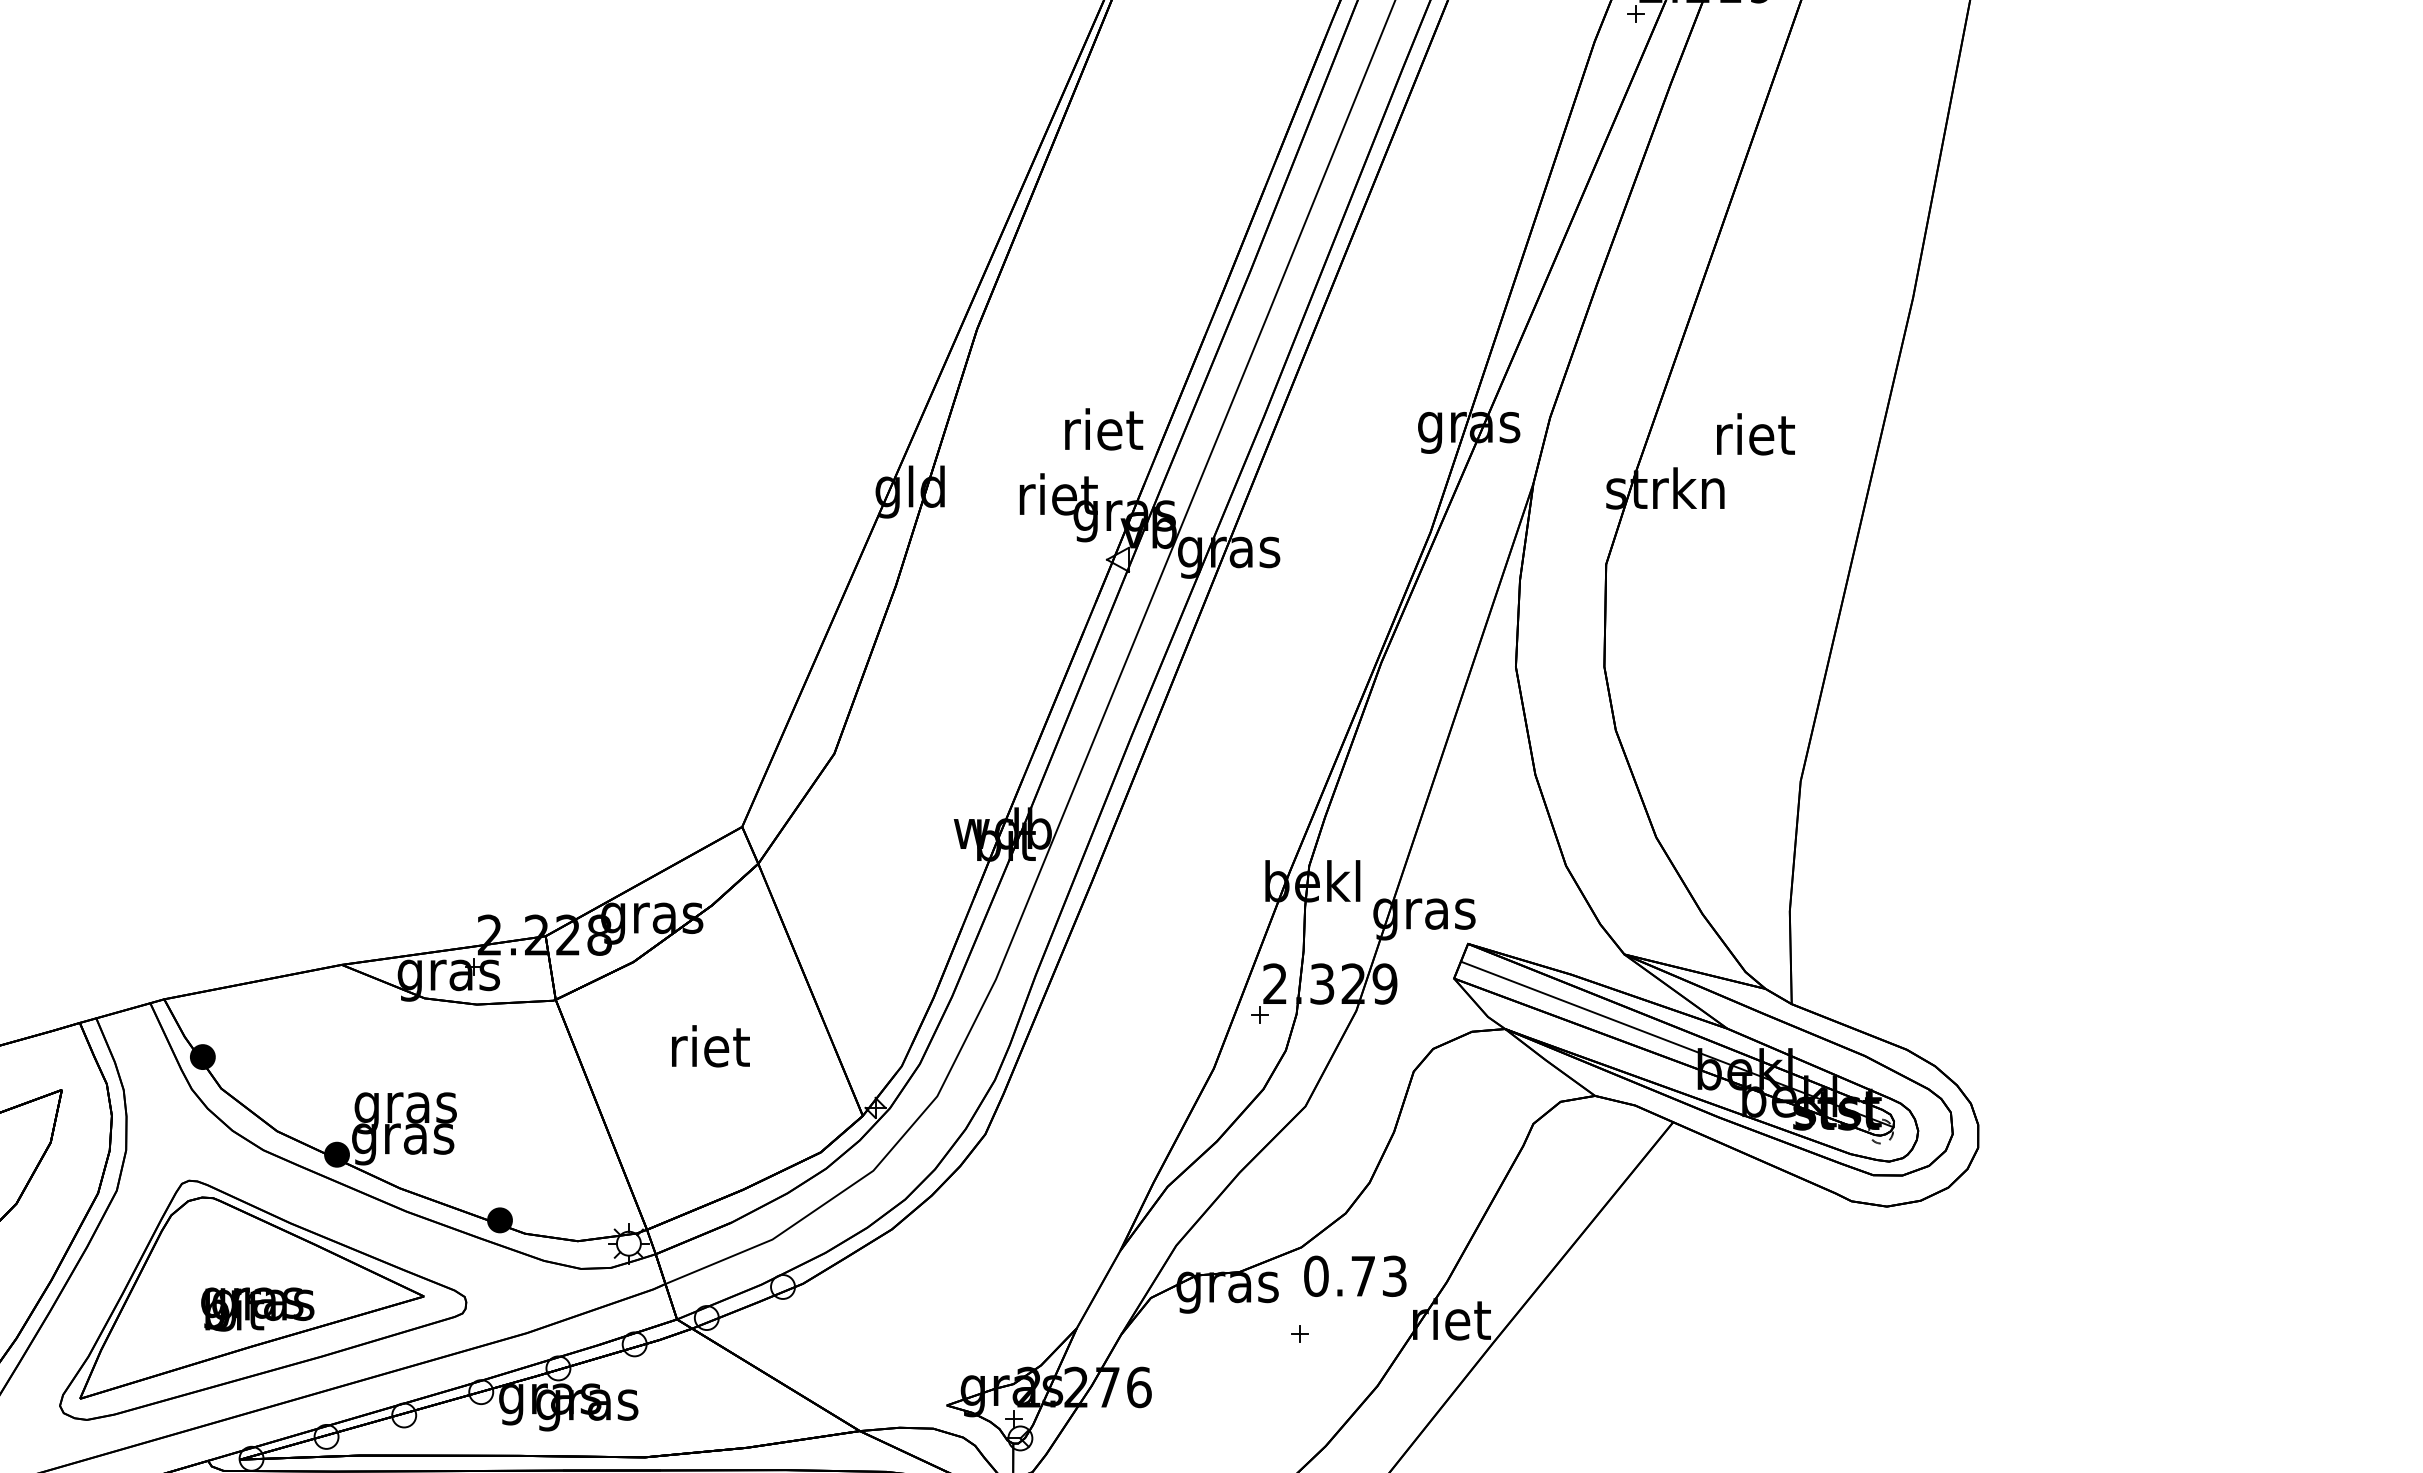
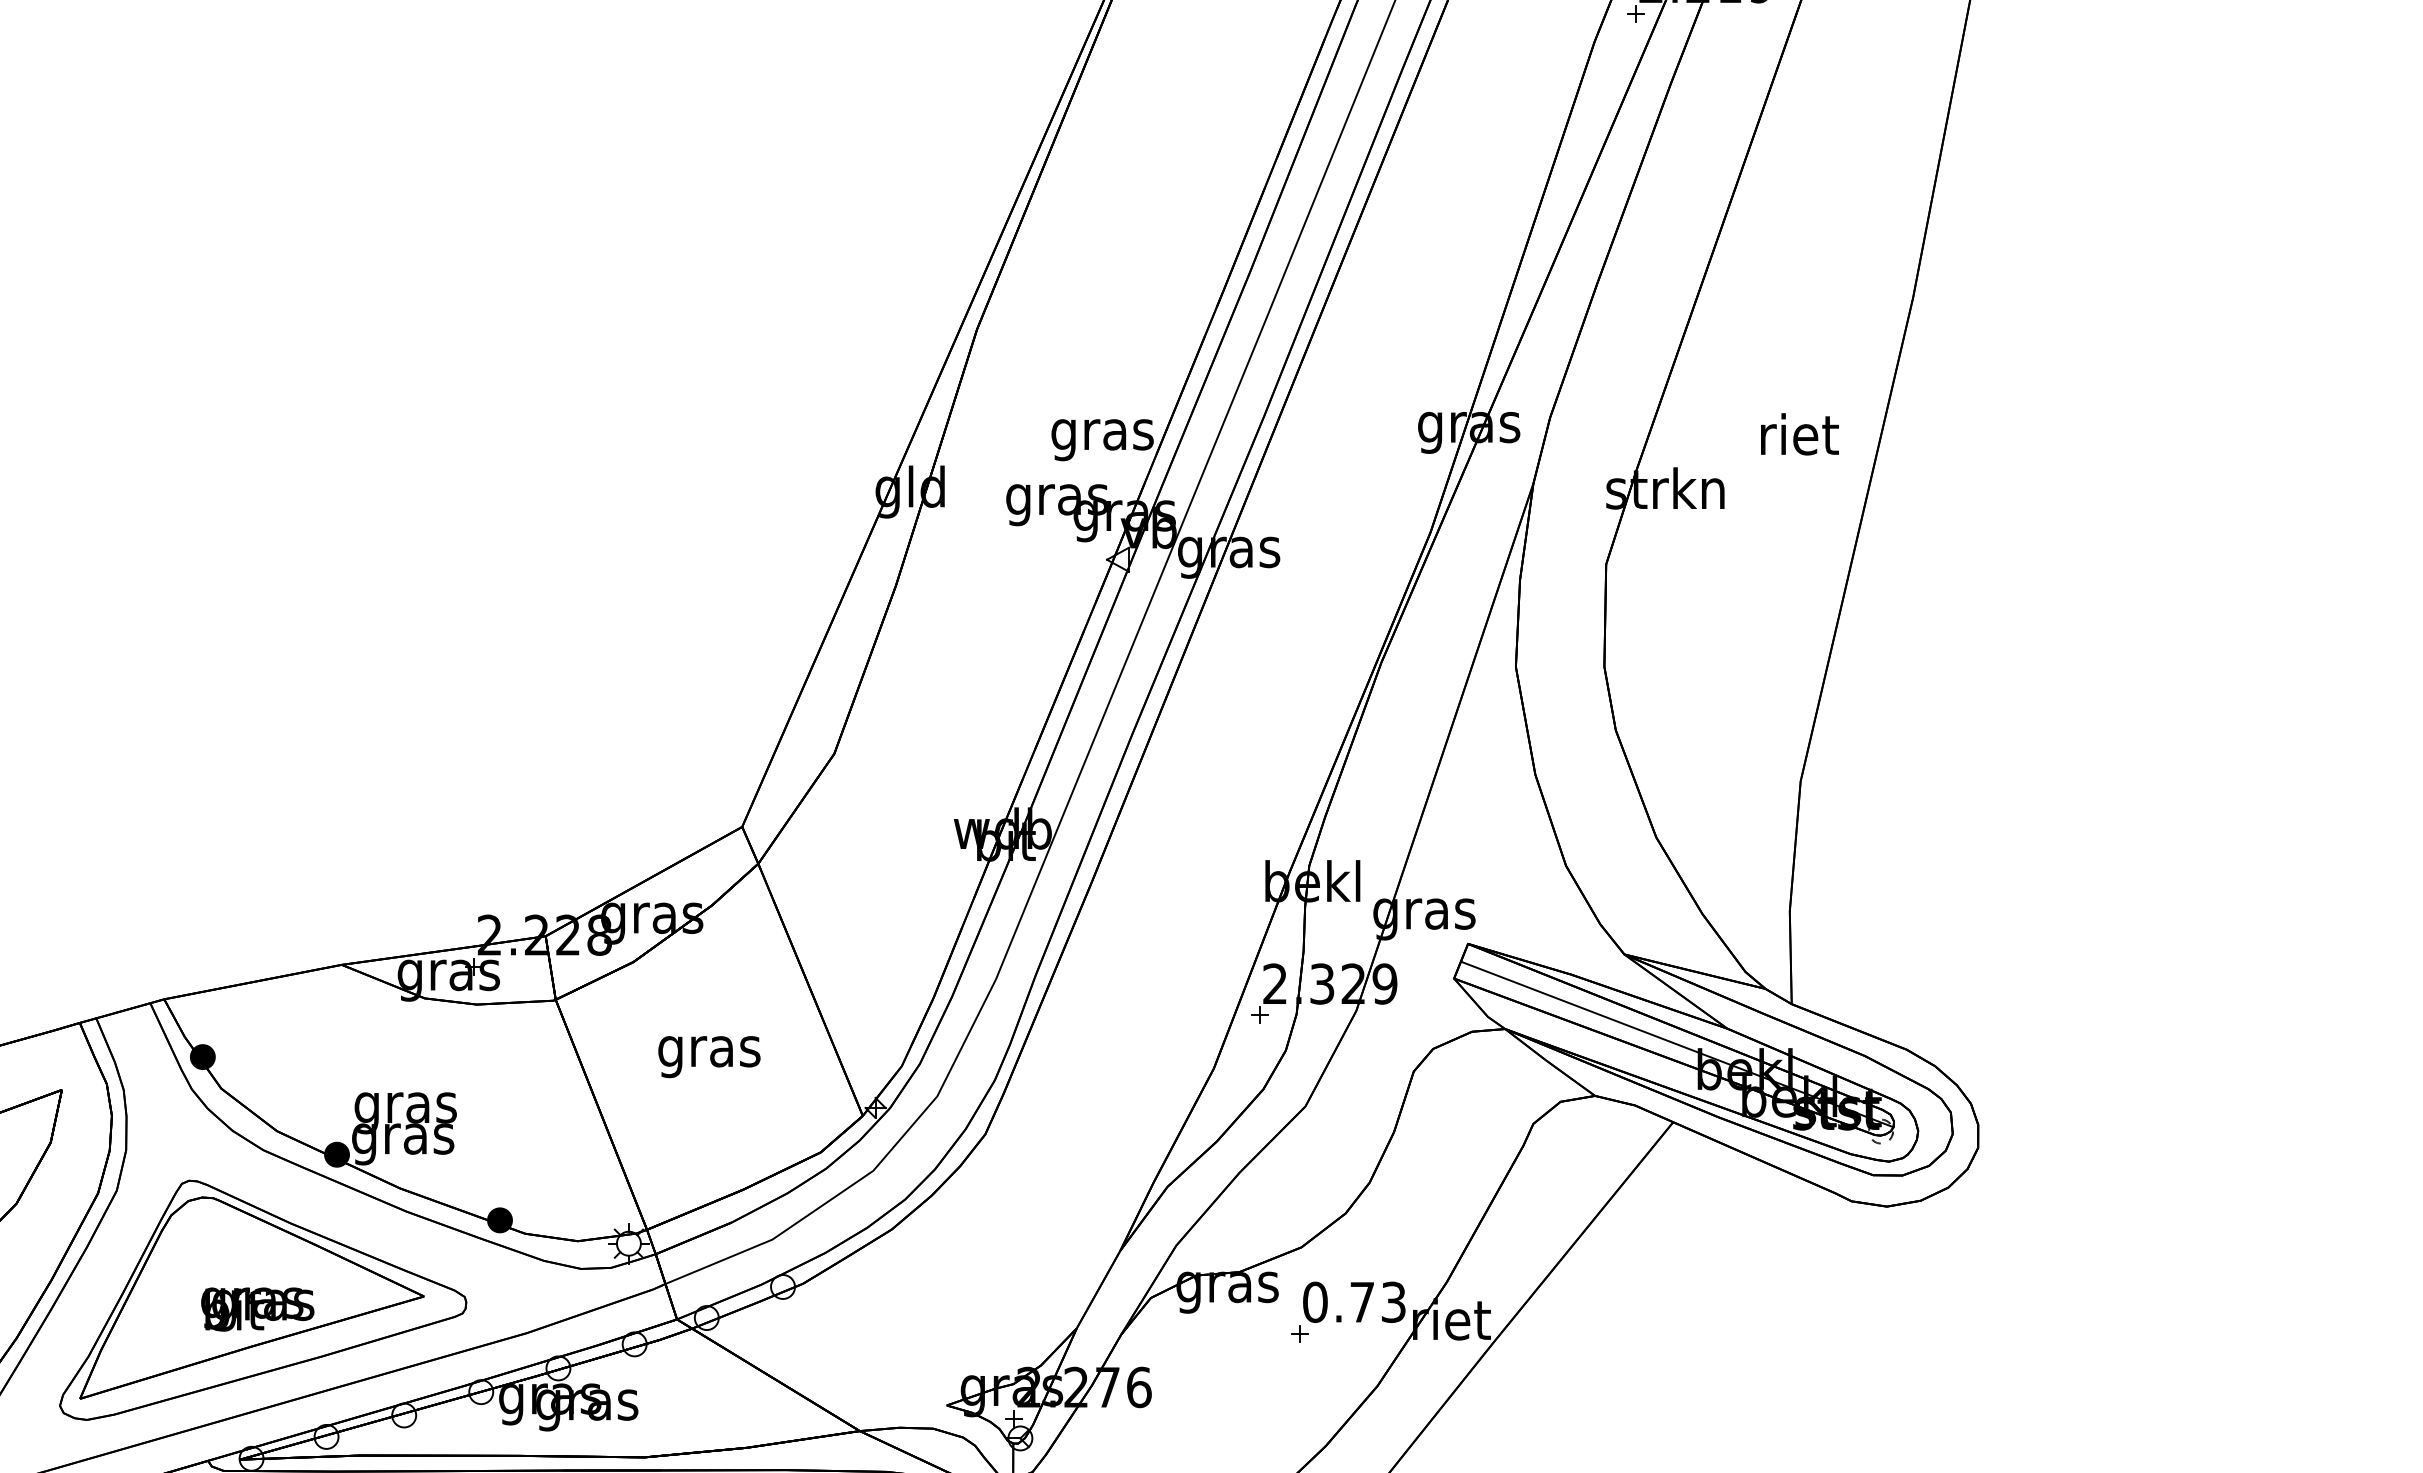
text: riet -> gras (1102, 434)
text position: (1755, 434) -> (1799, 434) (1799, 434)
text: riet -> gras (1056, 499)
text: riet -> gras (709, 1051)
text position: (1355, 1275) -> (1354, 1301) (1354, 1301)
